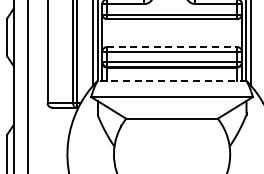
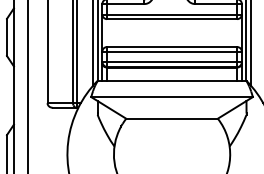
line: dashed -> solid (172, 47)
line: dashed -> solid (171, 80)
